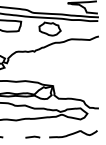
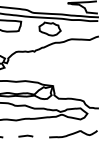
curve position: (32, 136) -> (25, 135) (25, 135)
